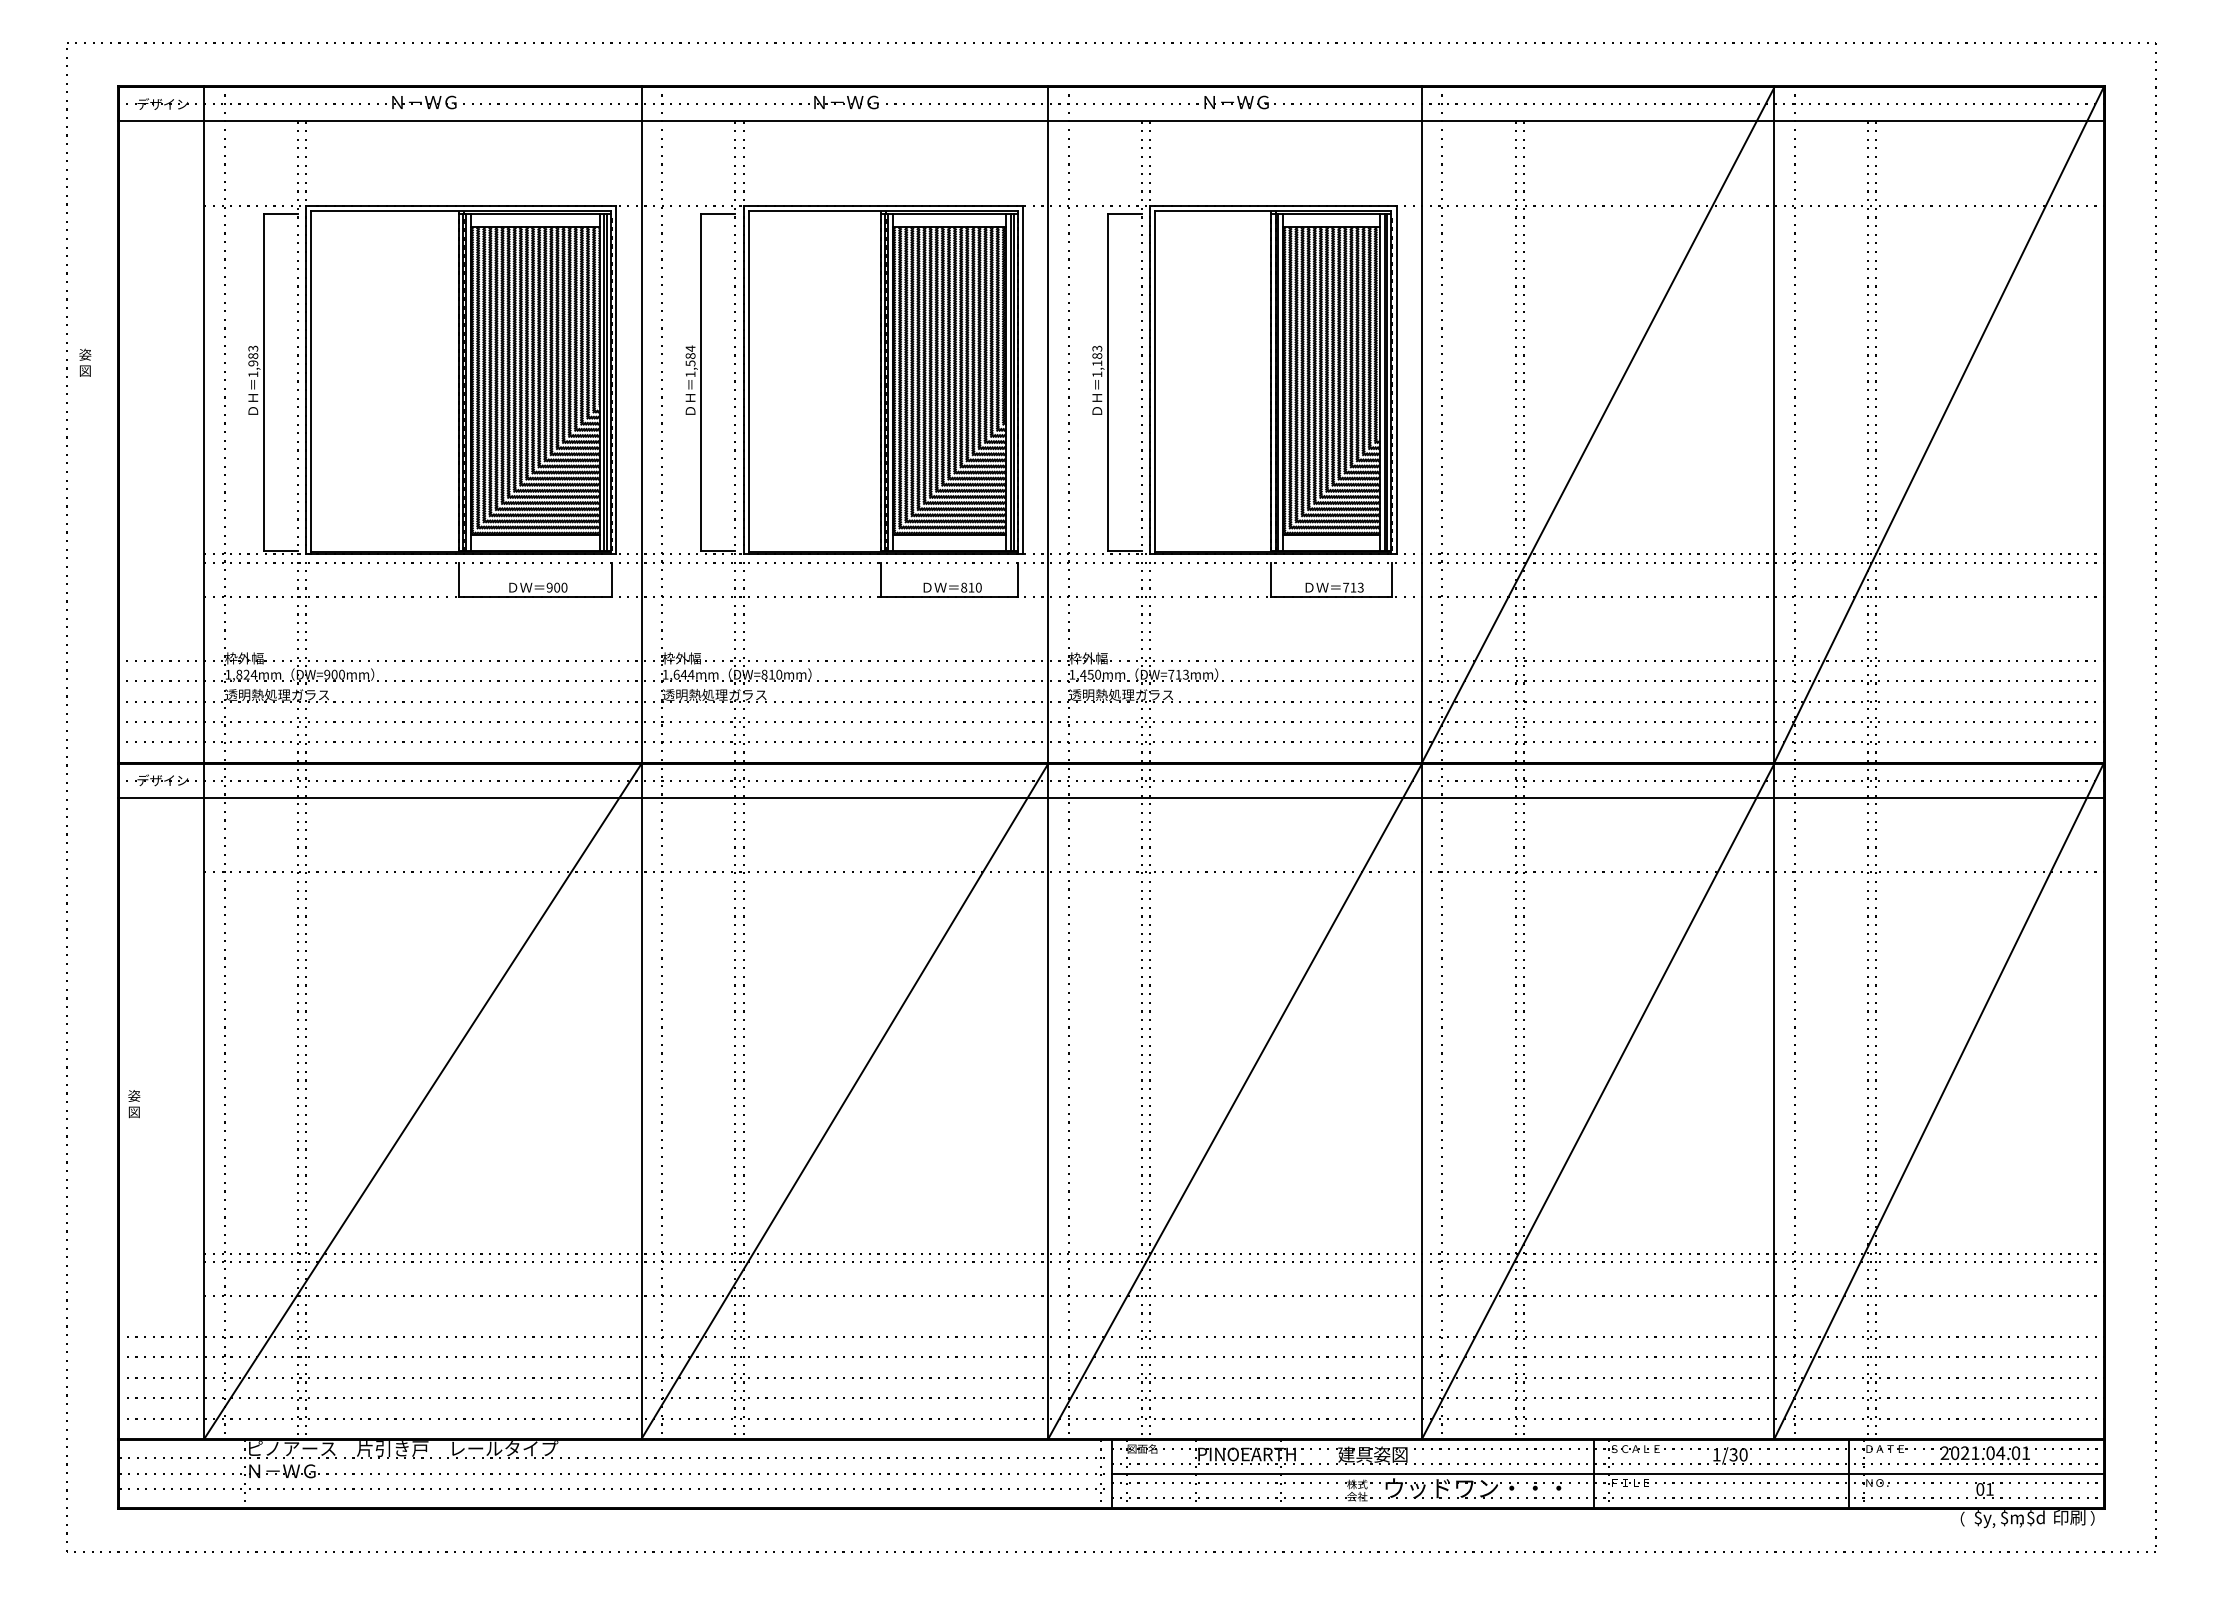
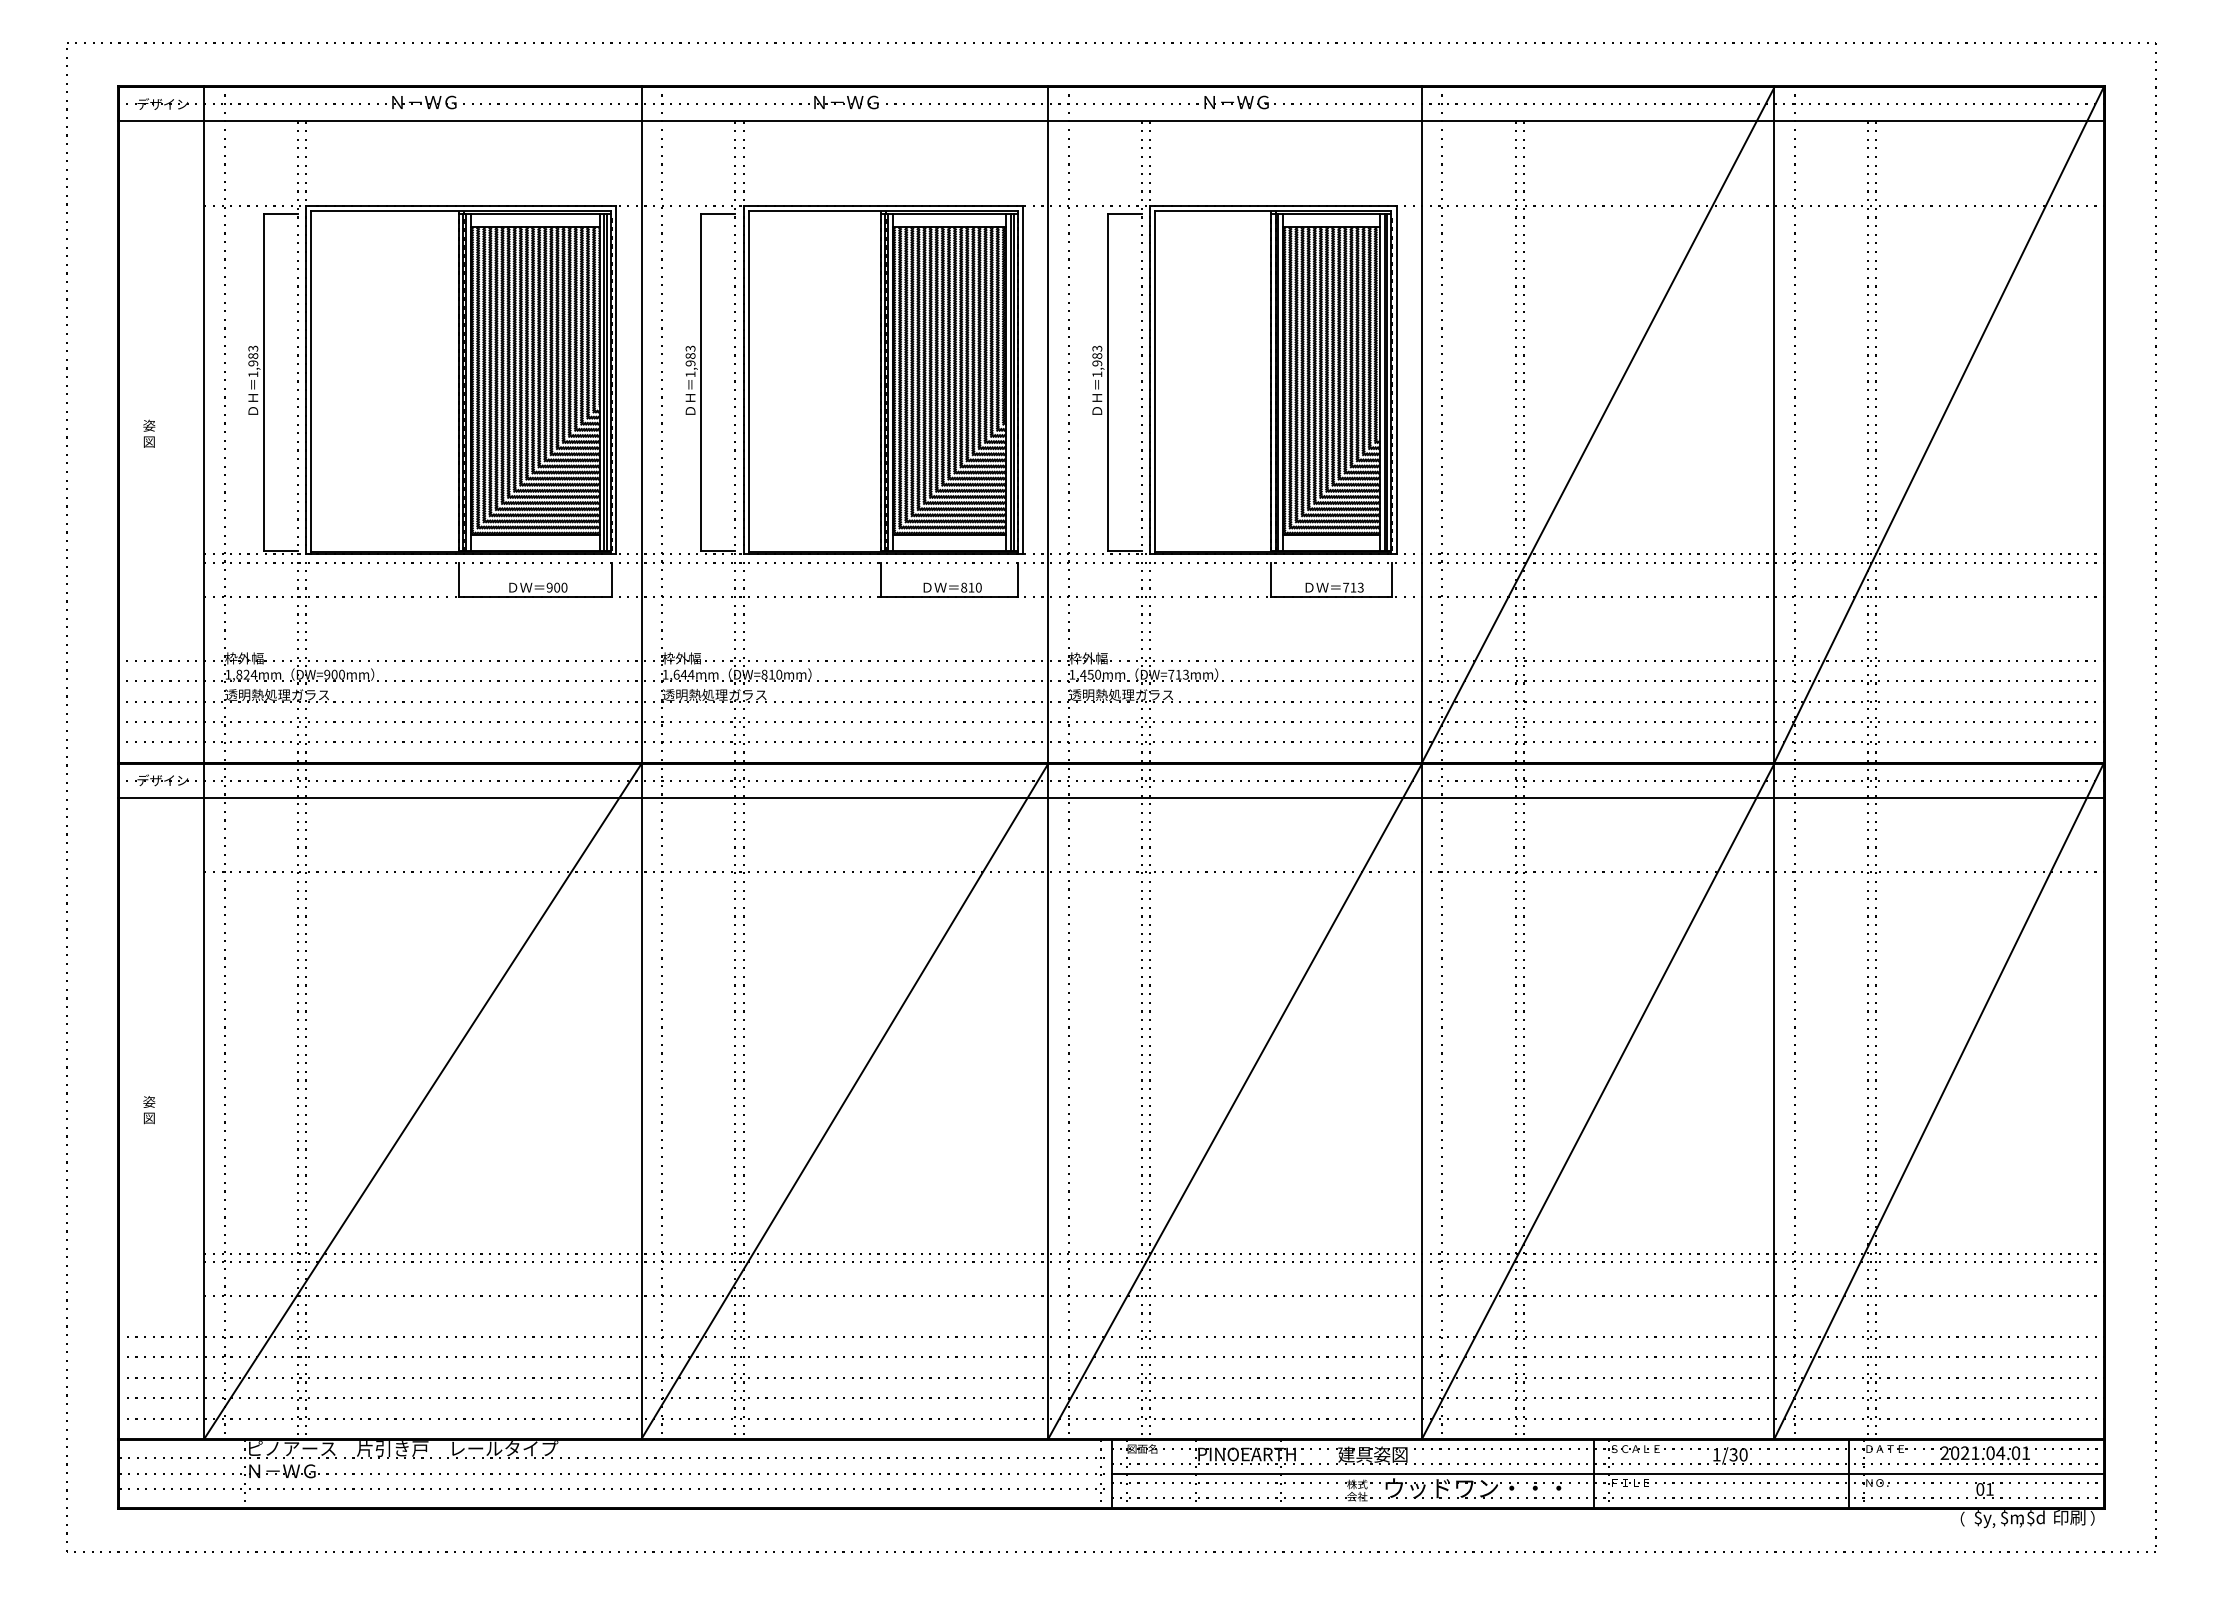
text: 1,584 -> 1,983 (690, 355)
text position: (85, 362) -> (149, 433) (149, 433)
text: 1,183 -> 1,983 (1097, 363)
text position: (134, 1104) -> (149, 1110) (149, 1110)
